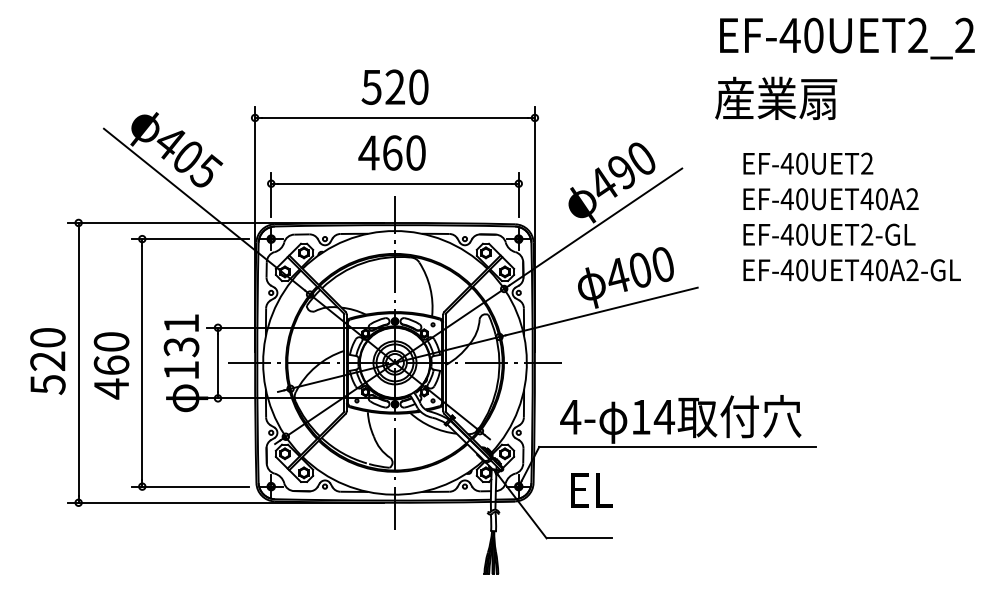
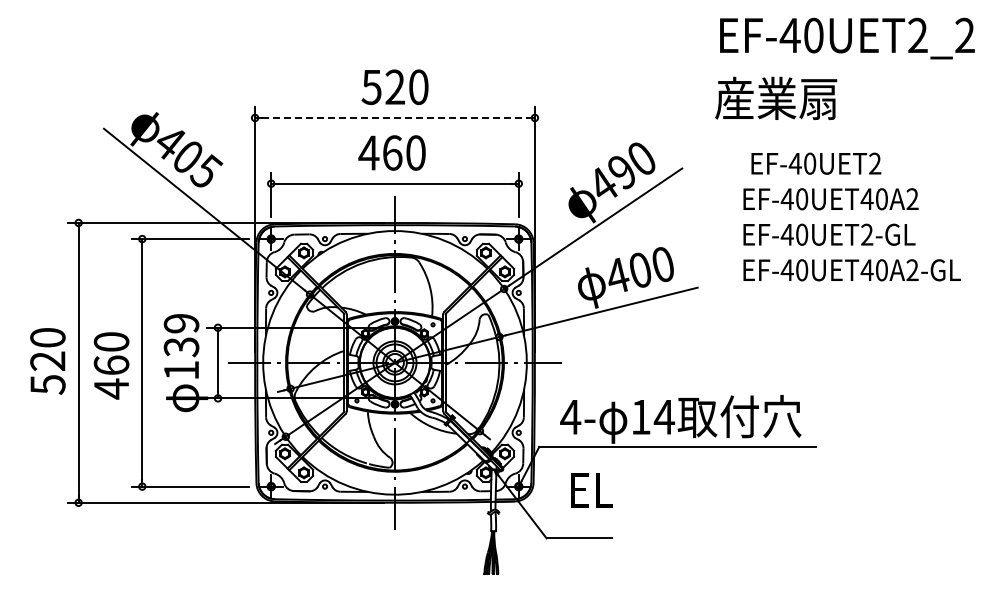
line: solid -> dashed (395, 117)
text position: (808, 163) -> (816, 163) (816, 163)
text: 131 -> 139 (181, 323)
